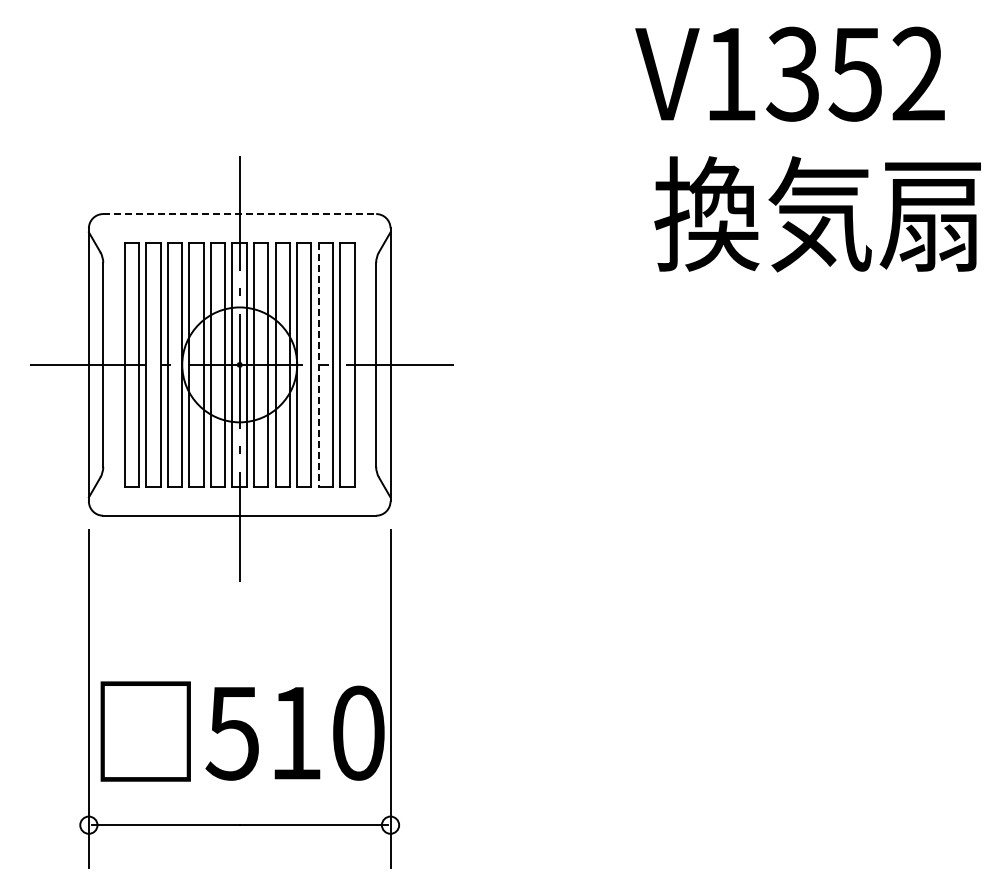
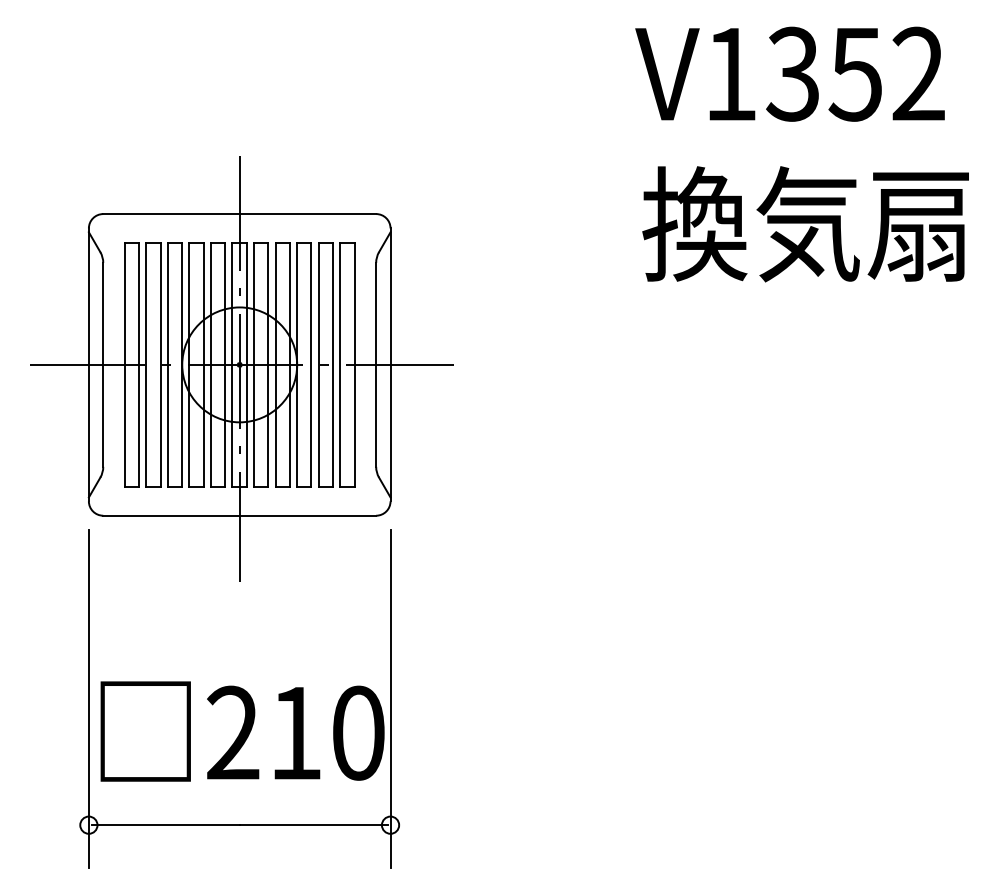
line: dashed -> solid (240, 214)
text position: (817, 214) -> (805, 224) (805, 224)
line: dashed -> solid (318, 365)
text: 510 -> 210 (232, 732)
